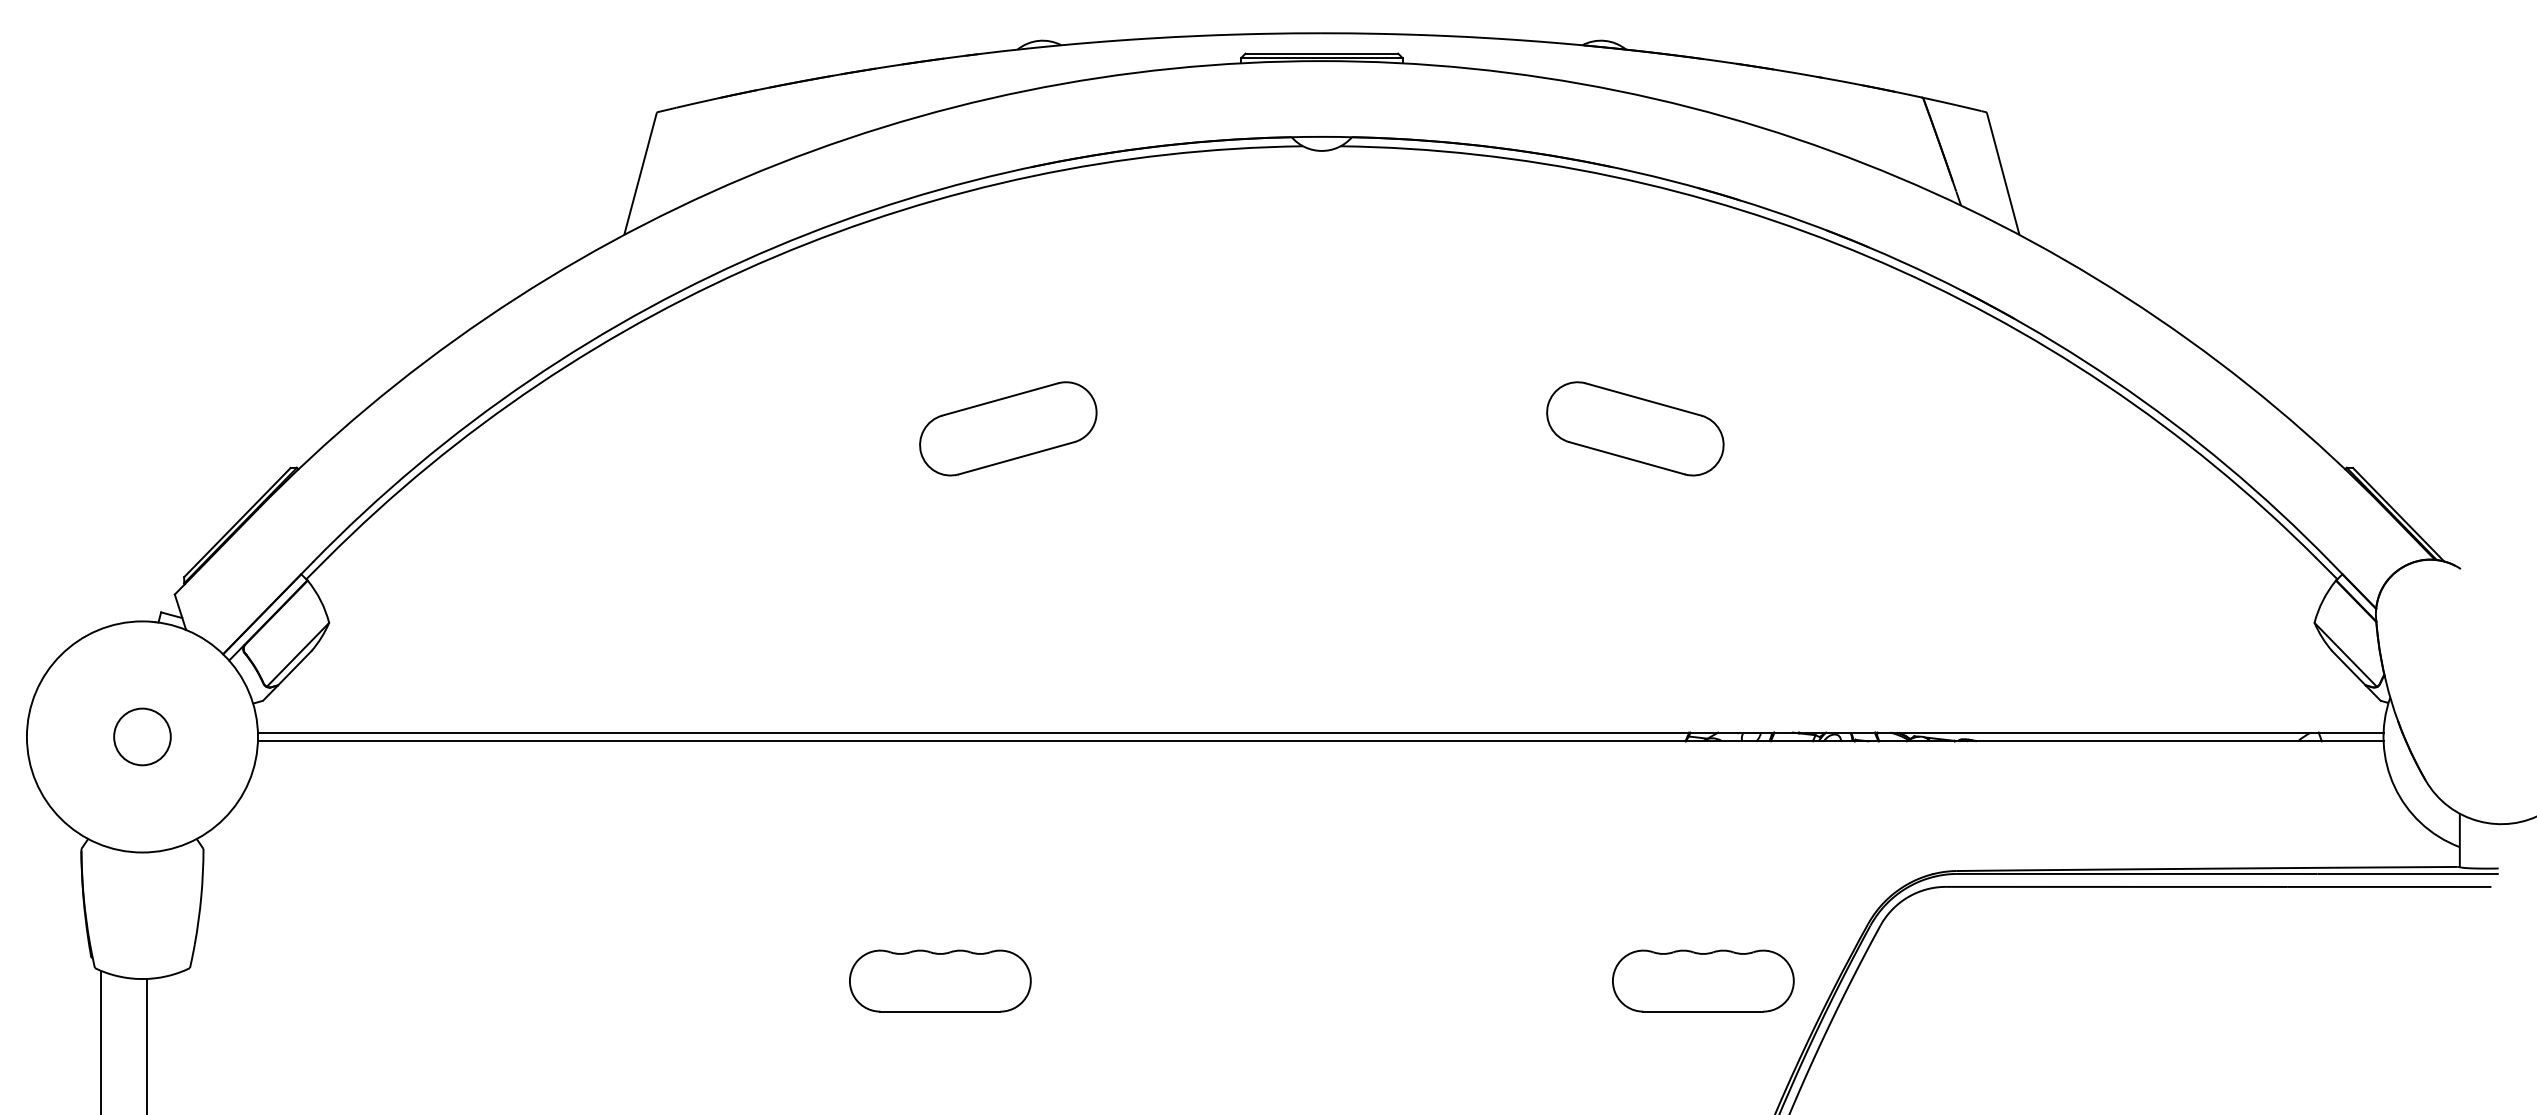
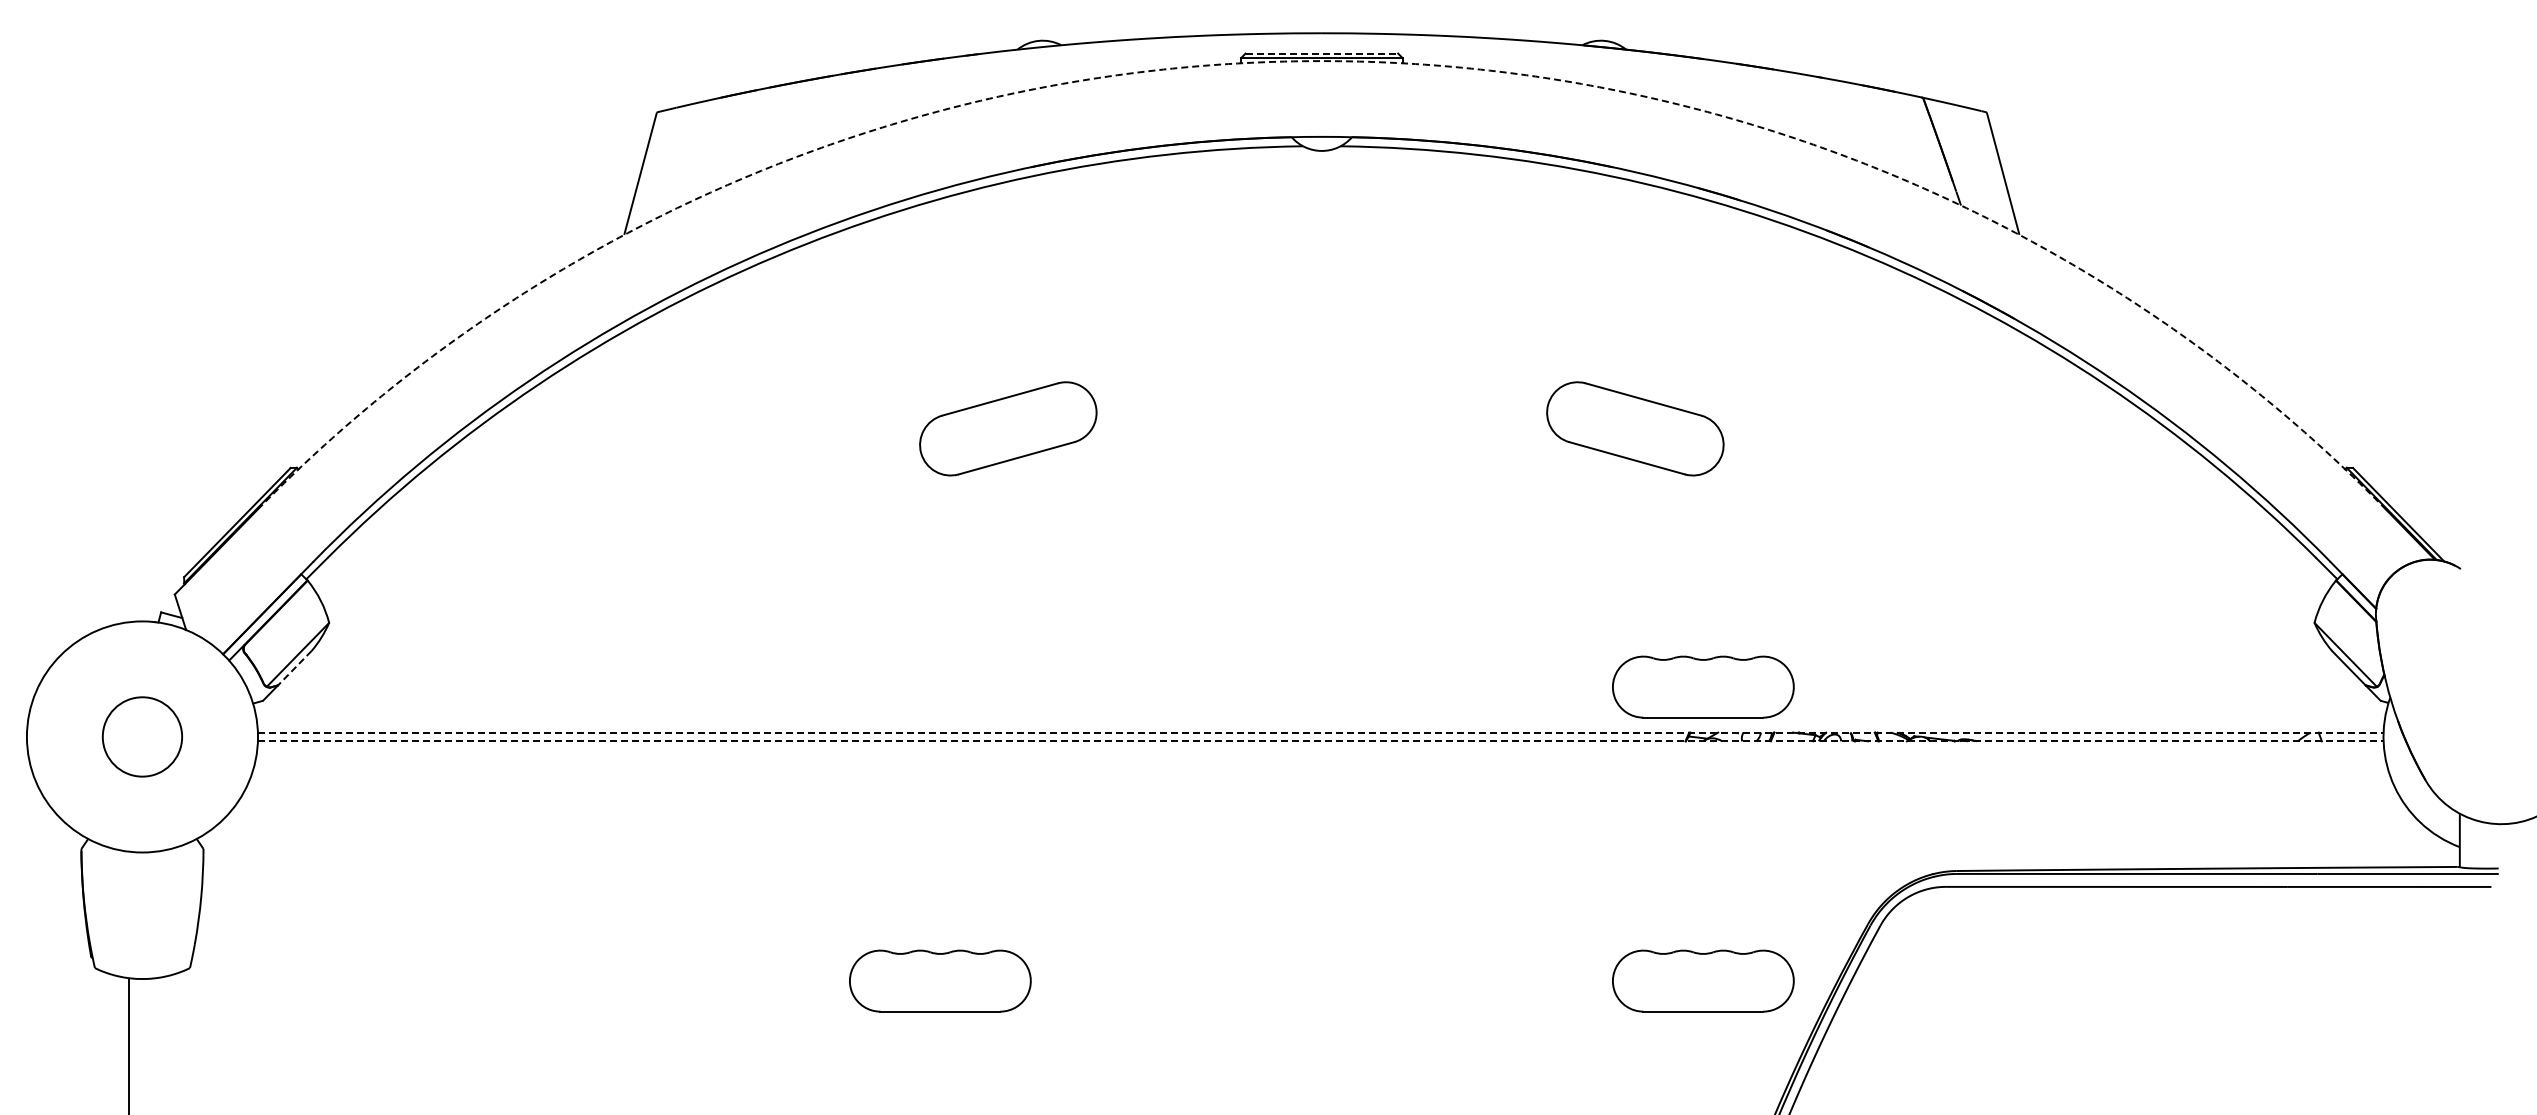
line: solid -> dashed (1322, 53)
arc: solid -> dashed (1321, 61)
line: solid -> dashed (294, 668)
part: none -> present (1703, 686)
line: solid -> dashed (1320, 732)
circle diameter: 57 px -> 79 px (142, 736)
line: solid -> dashed (1320, 741)
line: present -> none (101, 1040)
line position: (146, 1044) -> (128, 1044) (128, 1044)
